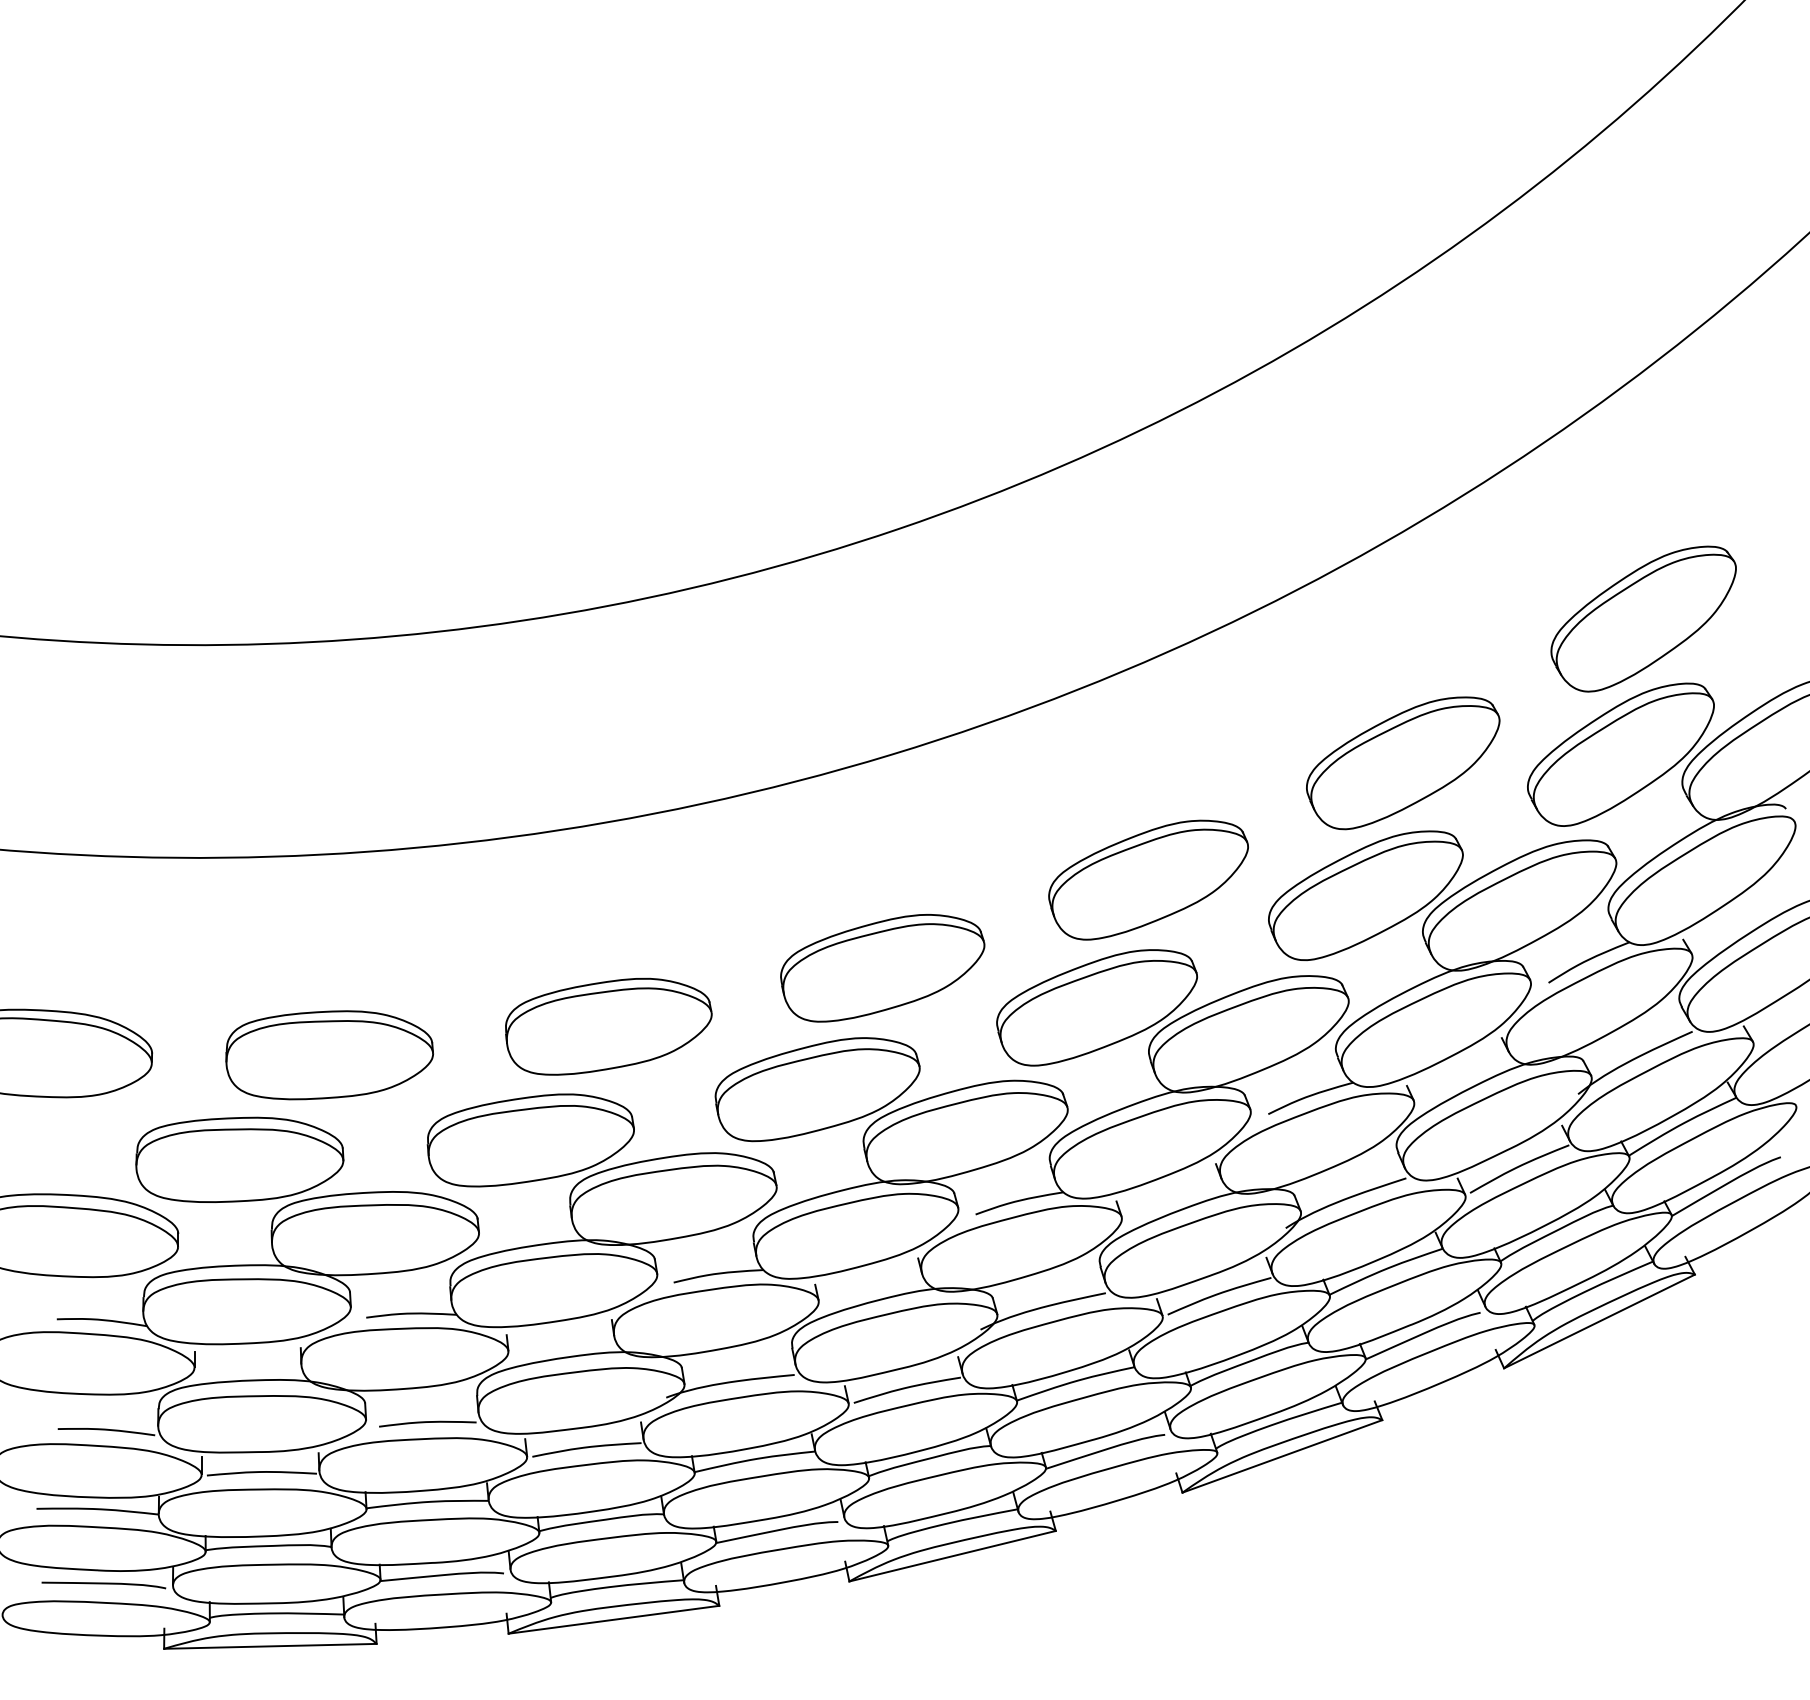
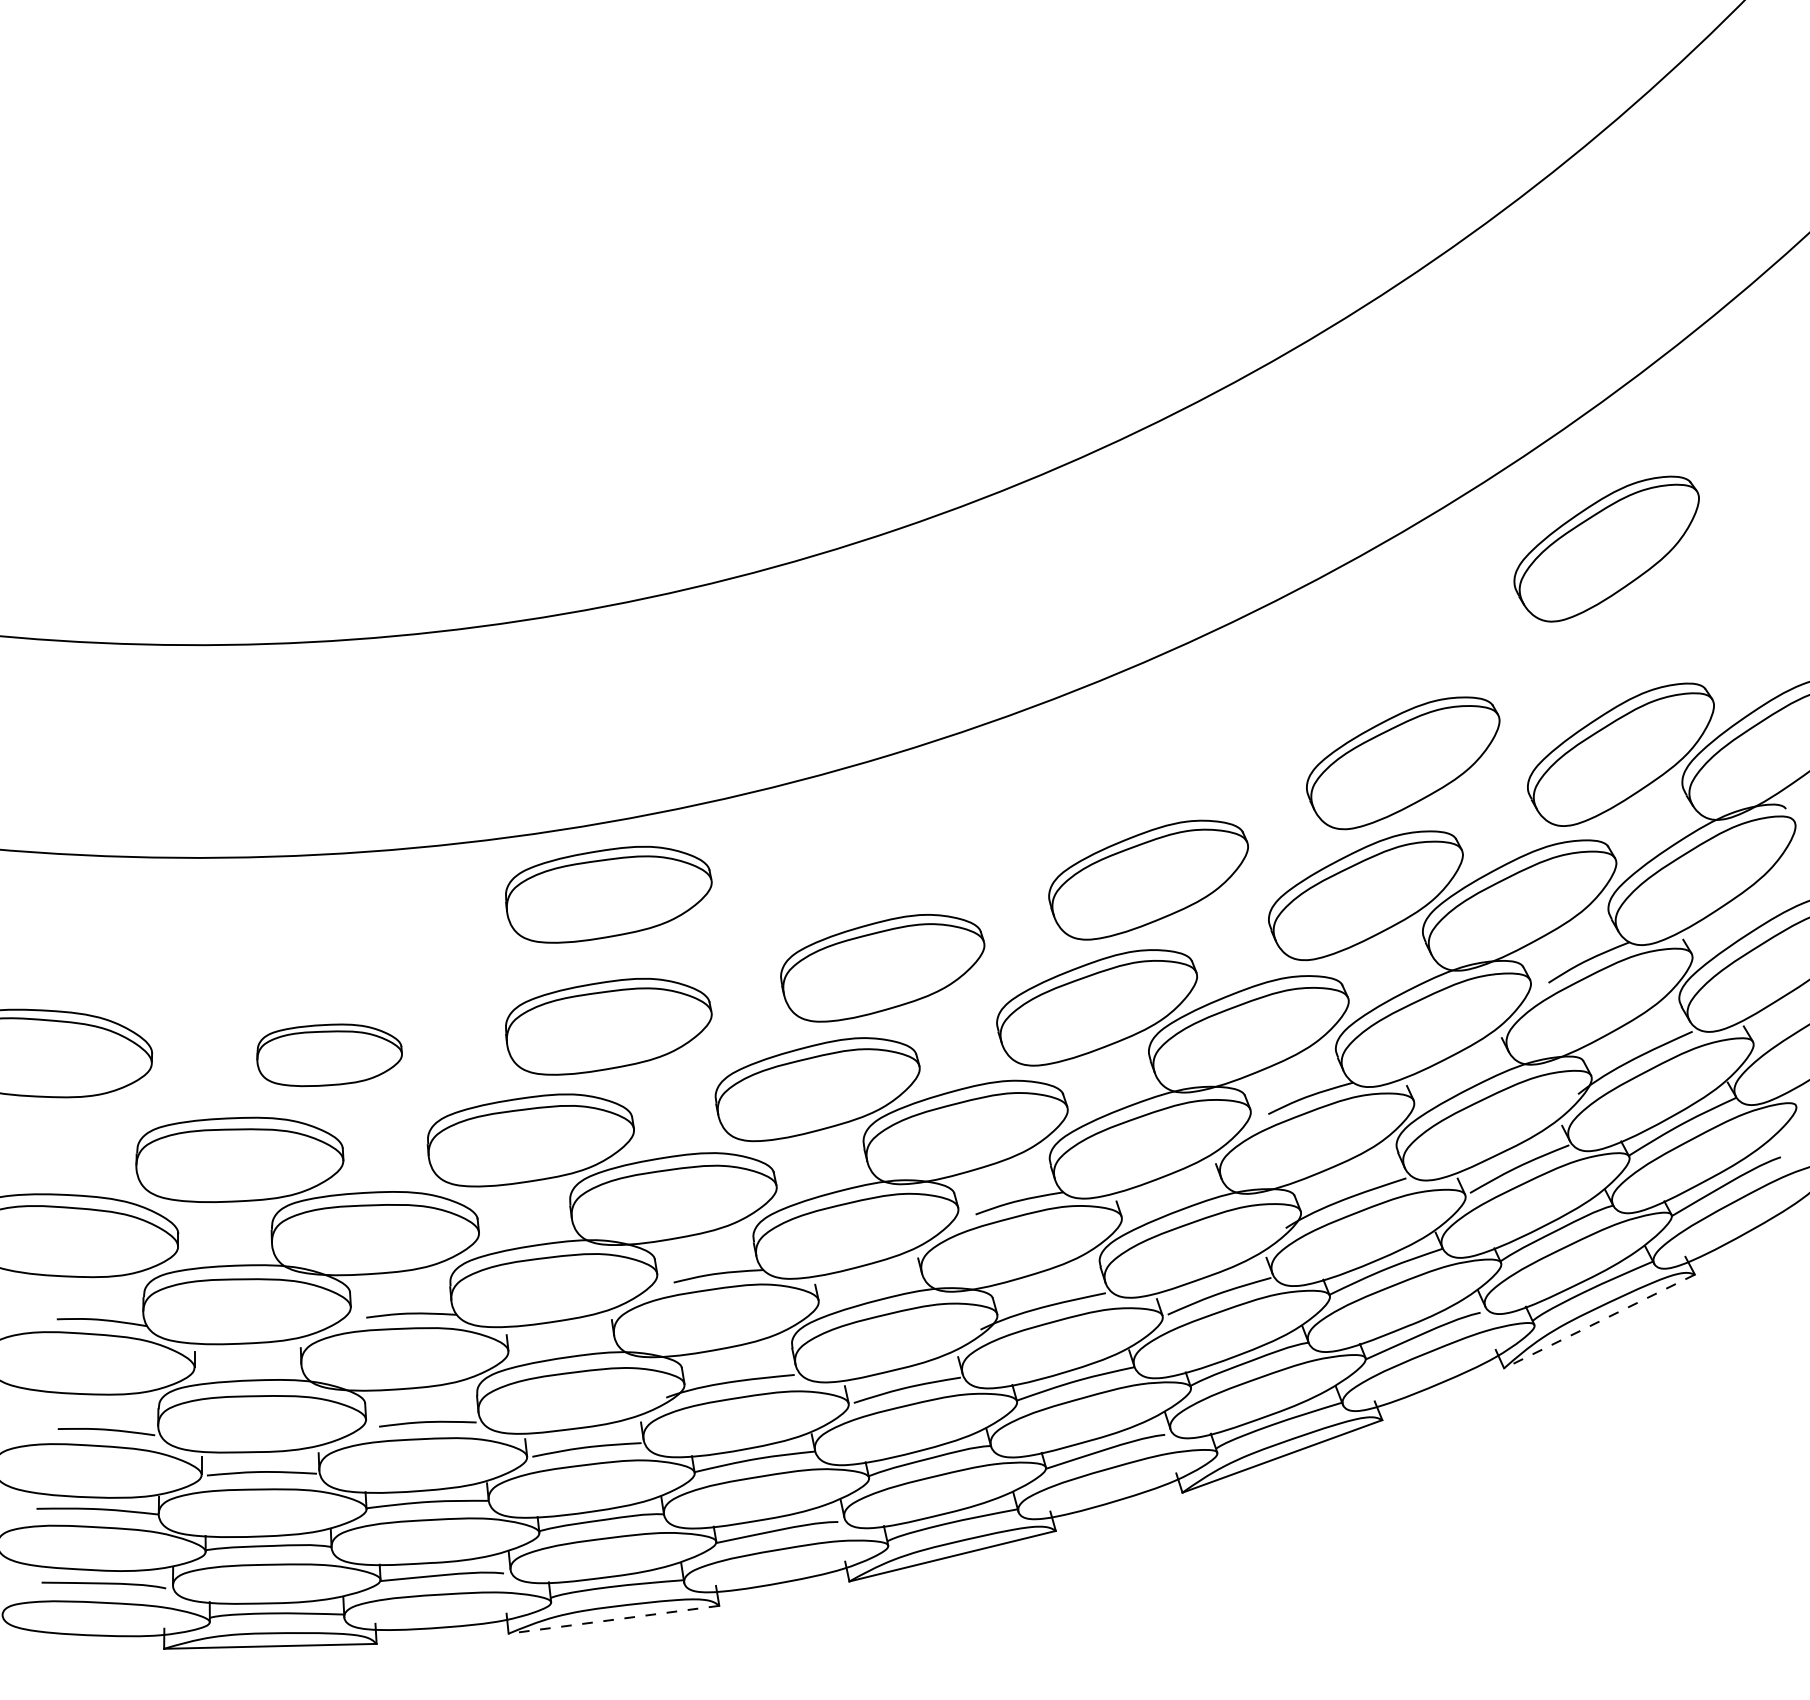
part position: (1643, 618) -> (1606, 548) (1606, 548)
part: none -> present (608, 894)
part size: 209x91 px -> 147x65 px (329, 1055)
line: solid -> dashed (1599, 1321)
line: solid -> dashed (613, 1619)
